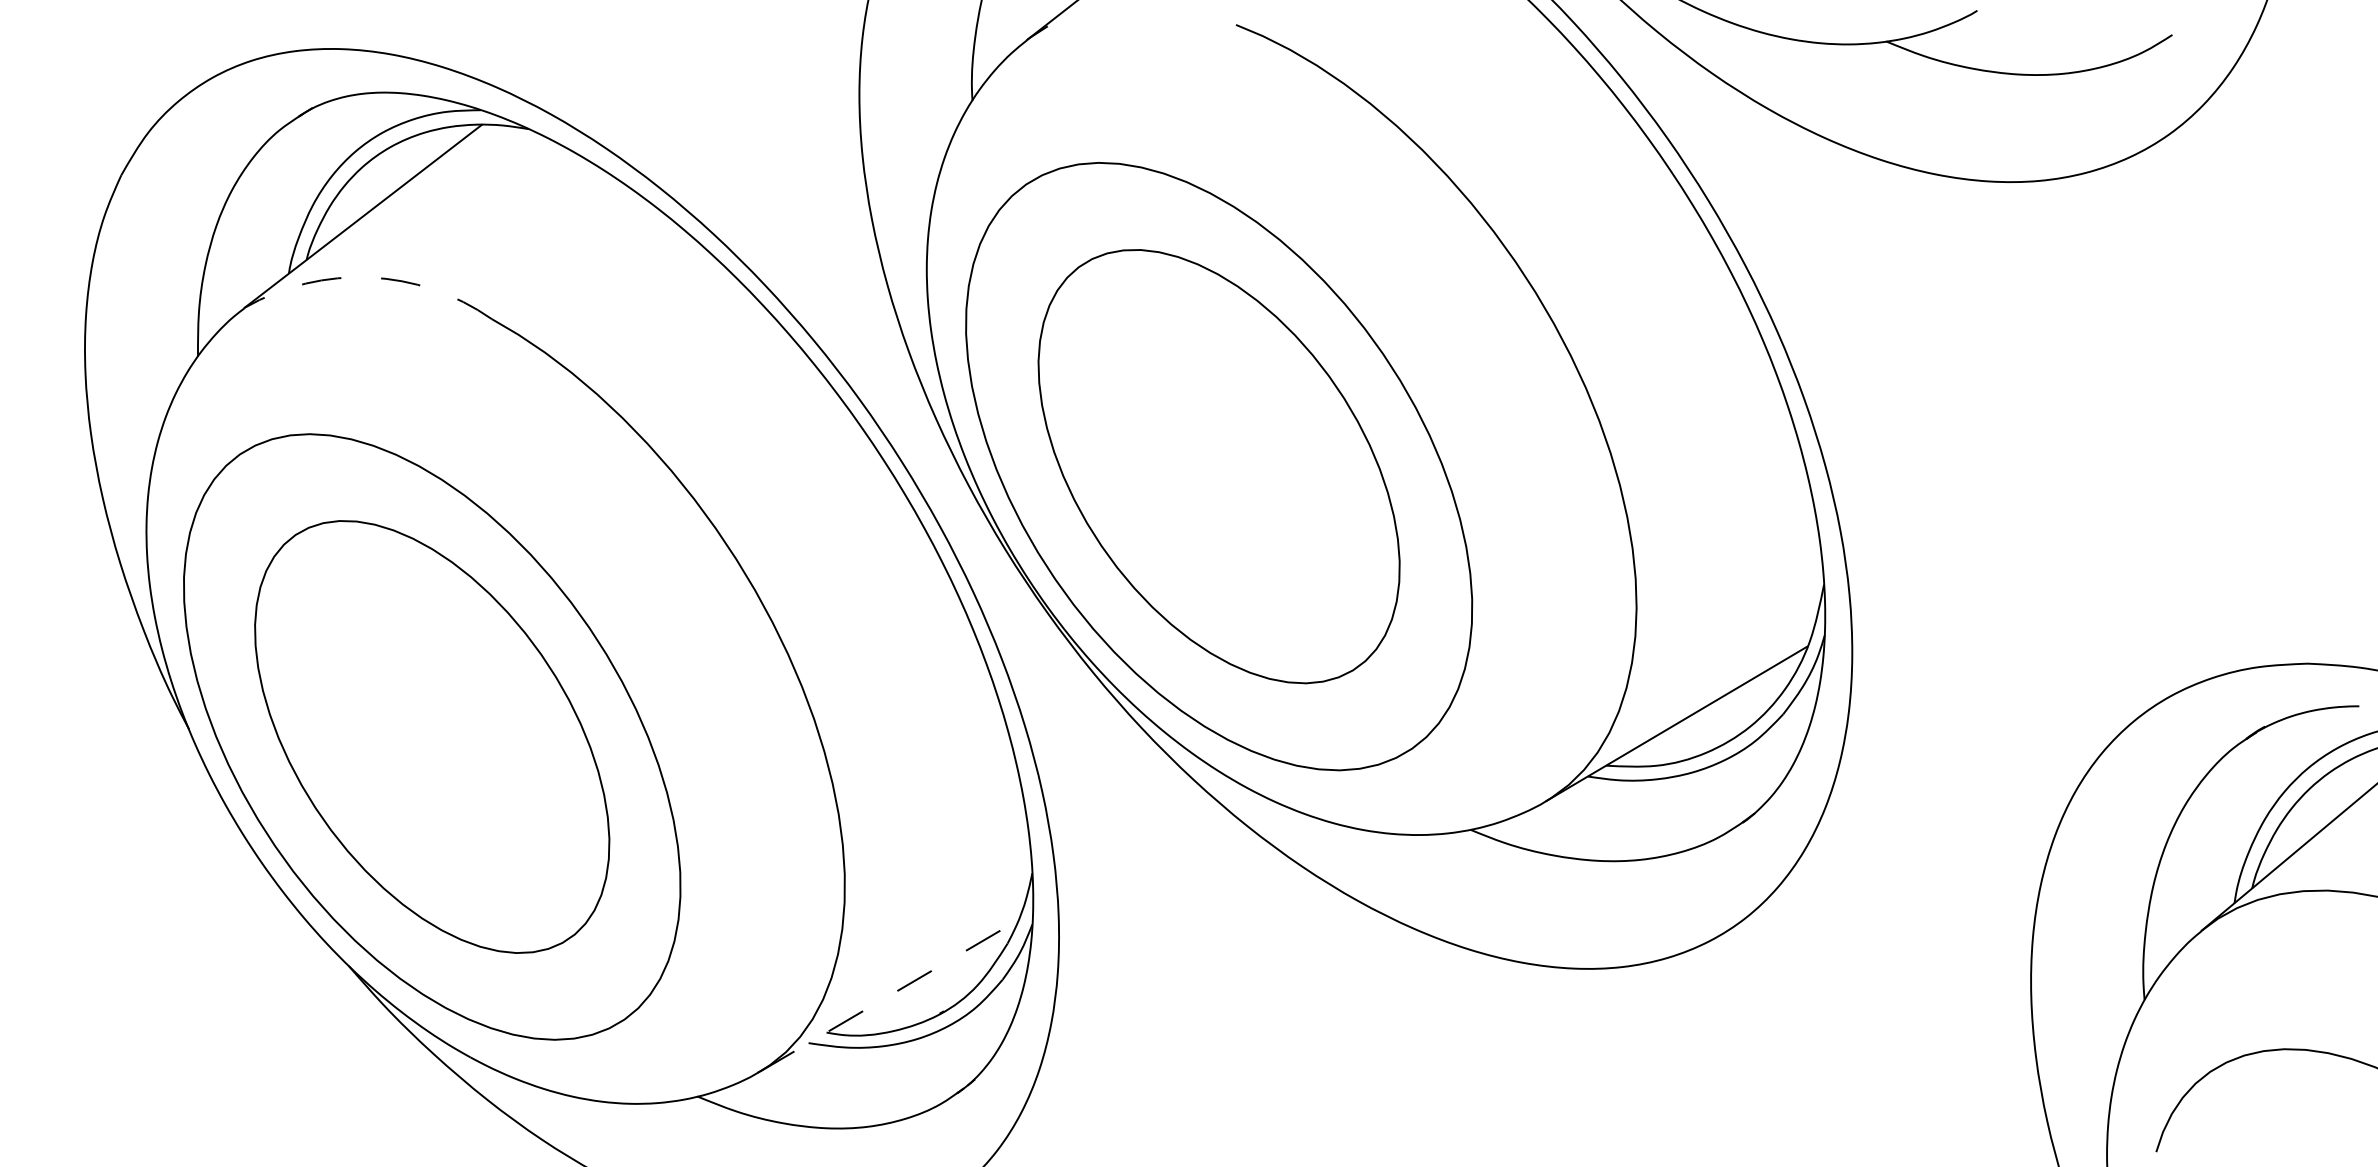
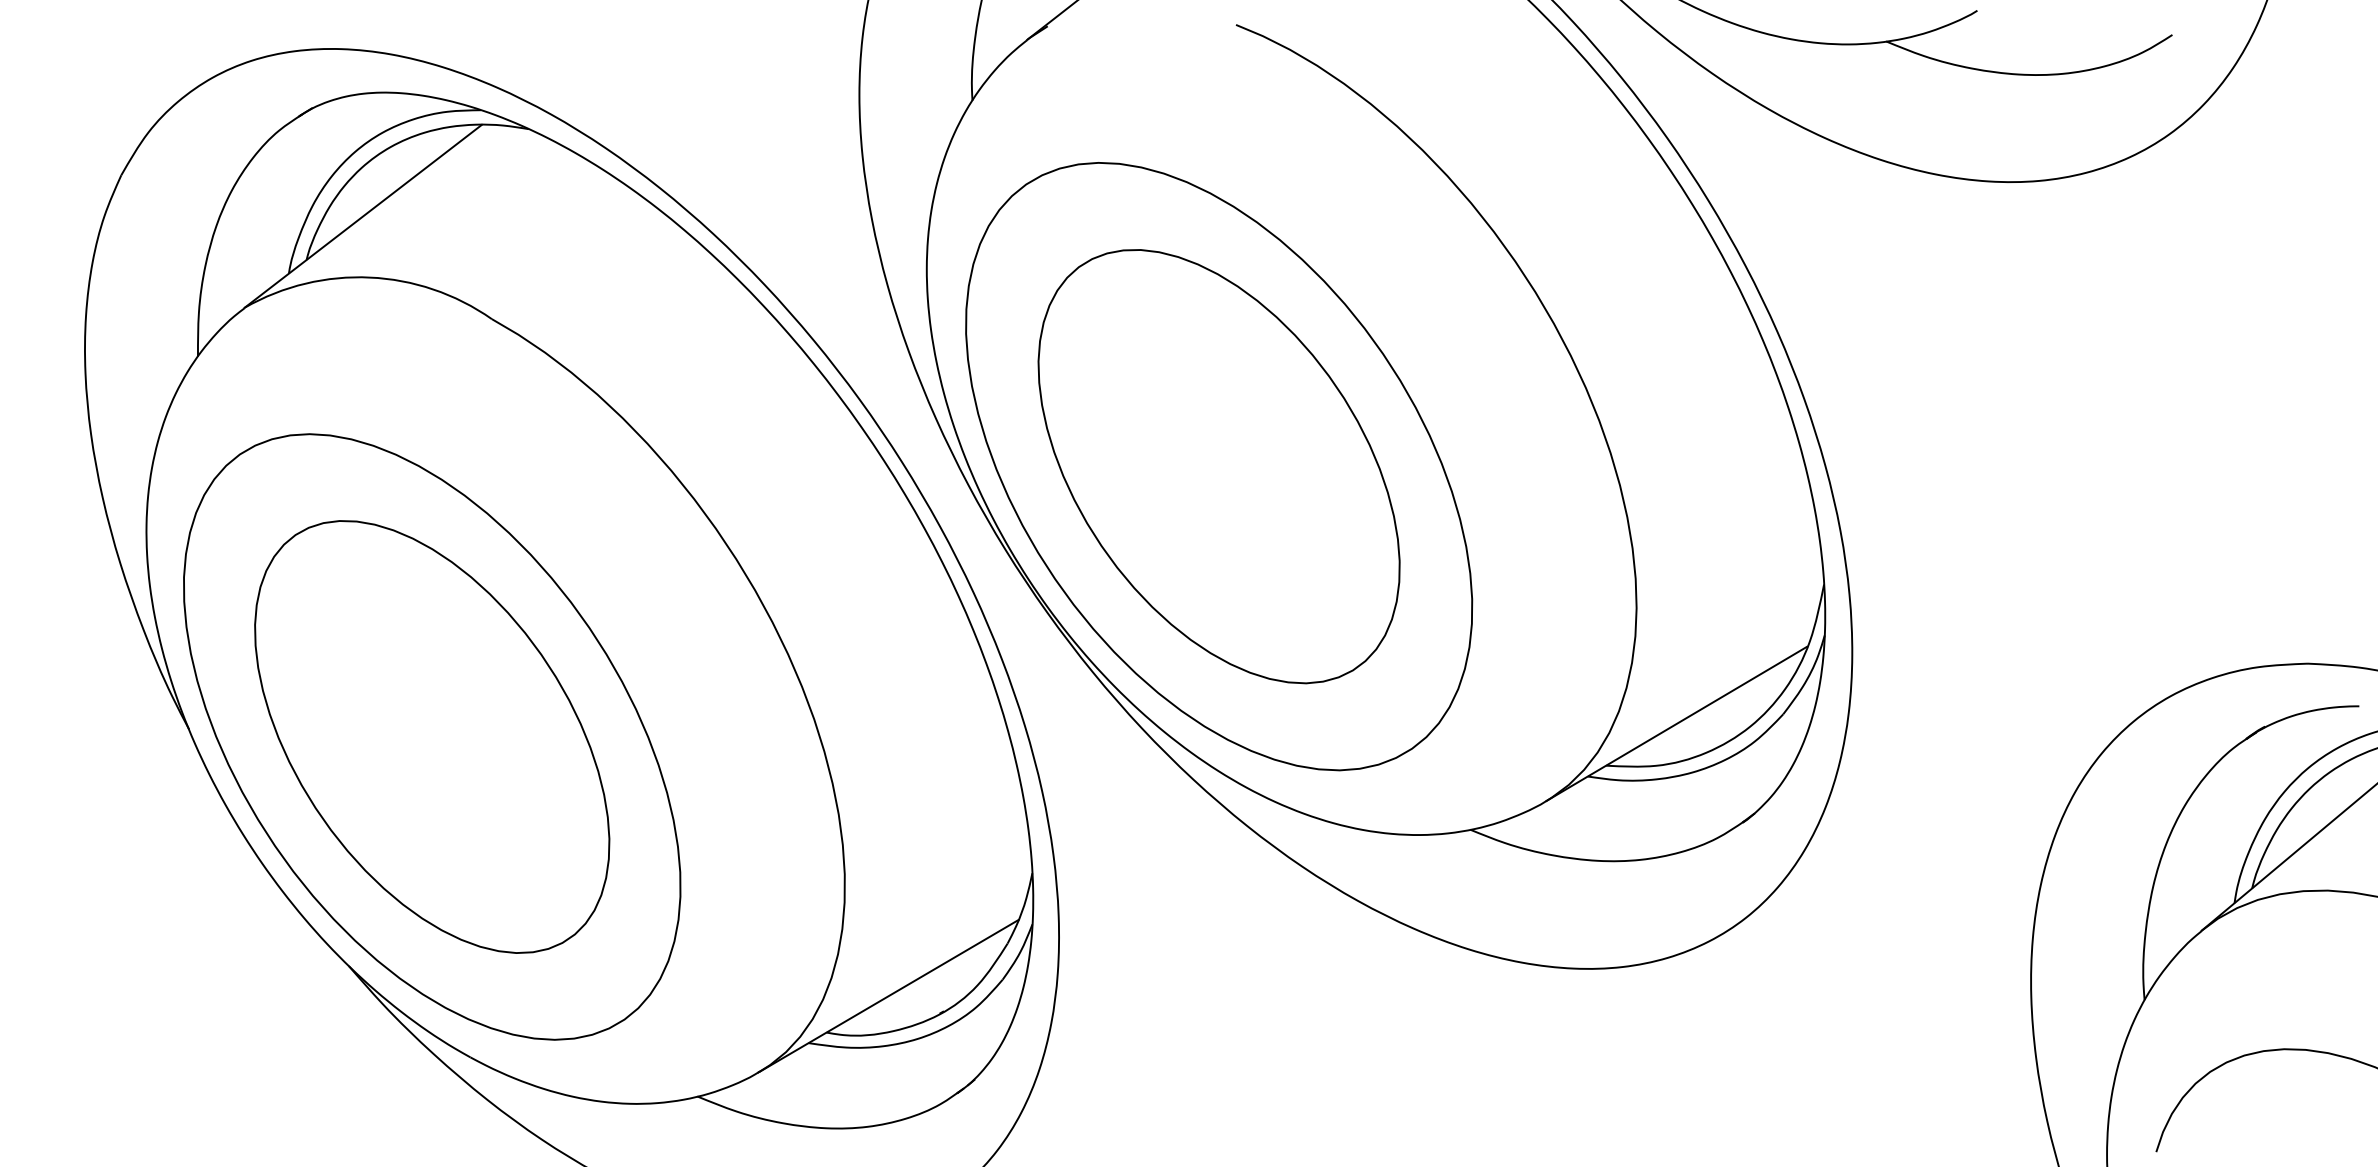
arc: dashed -> solid (369, 277)
line: dashed -> solid (889, 995)
